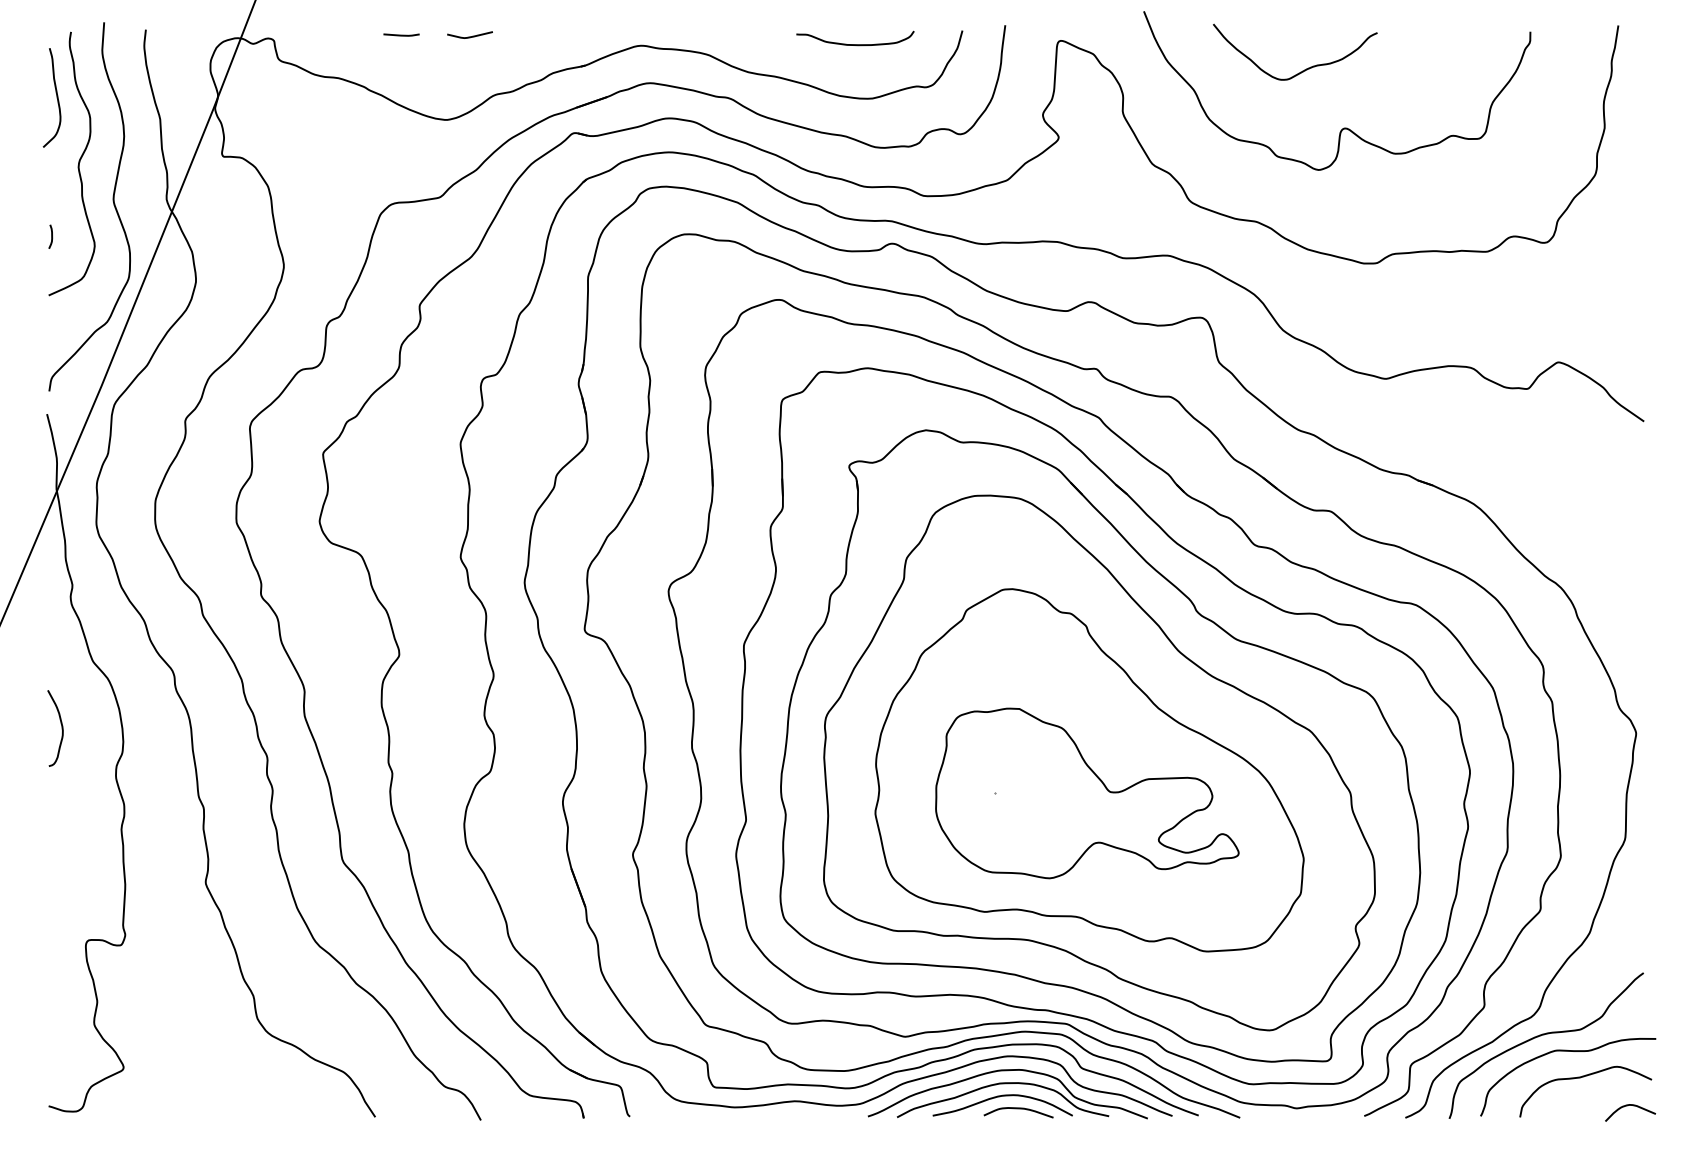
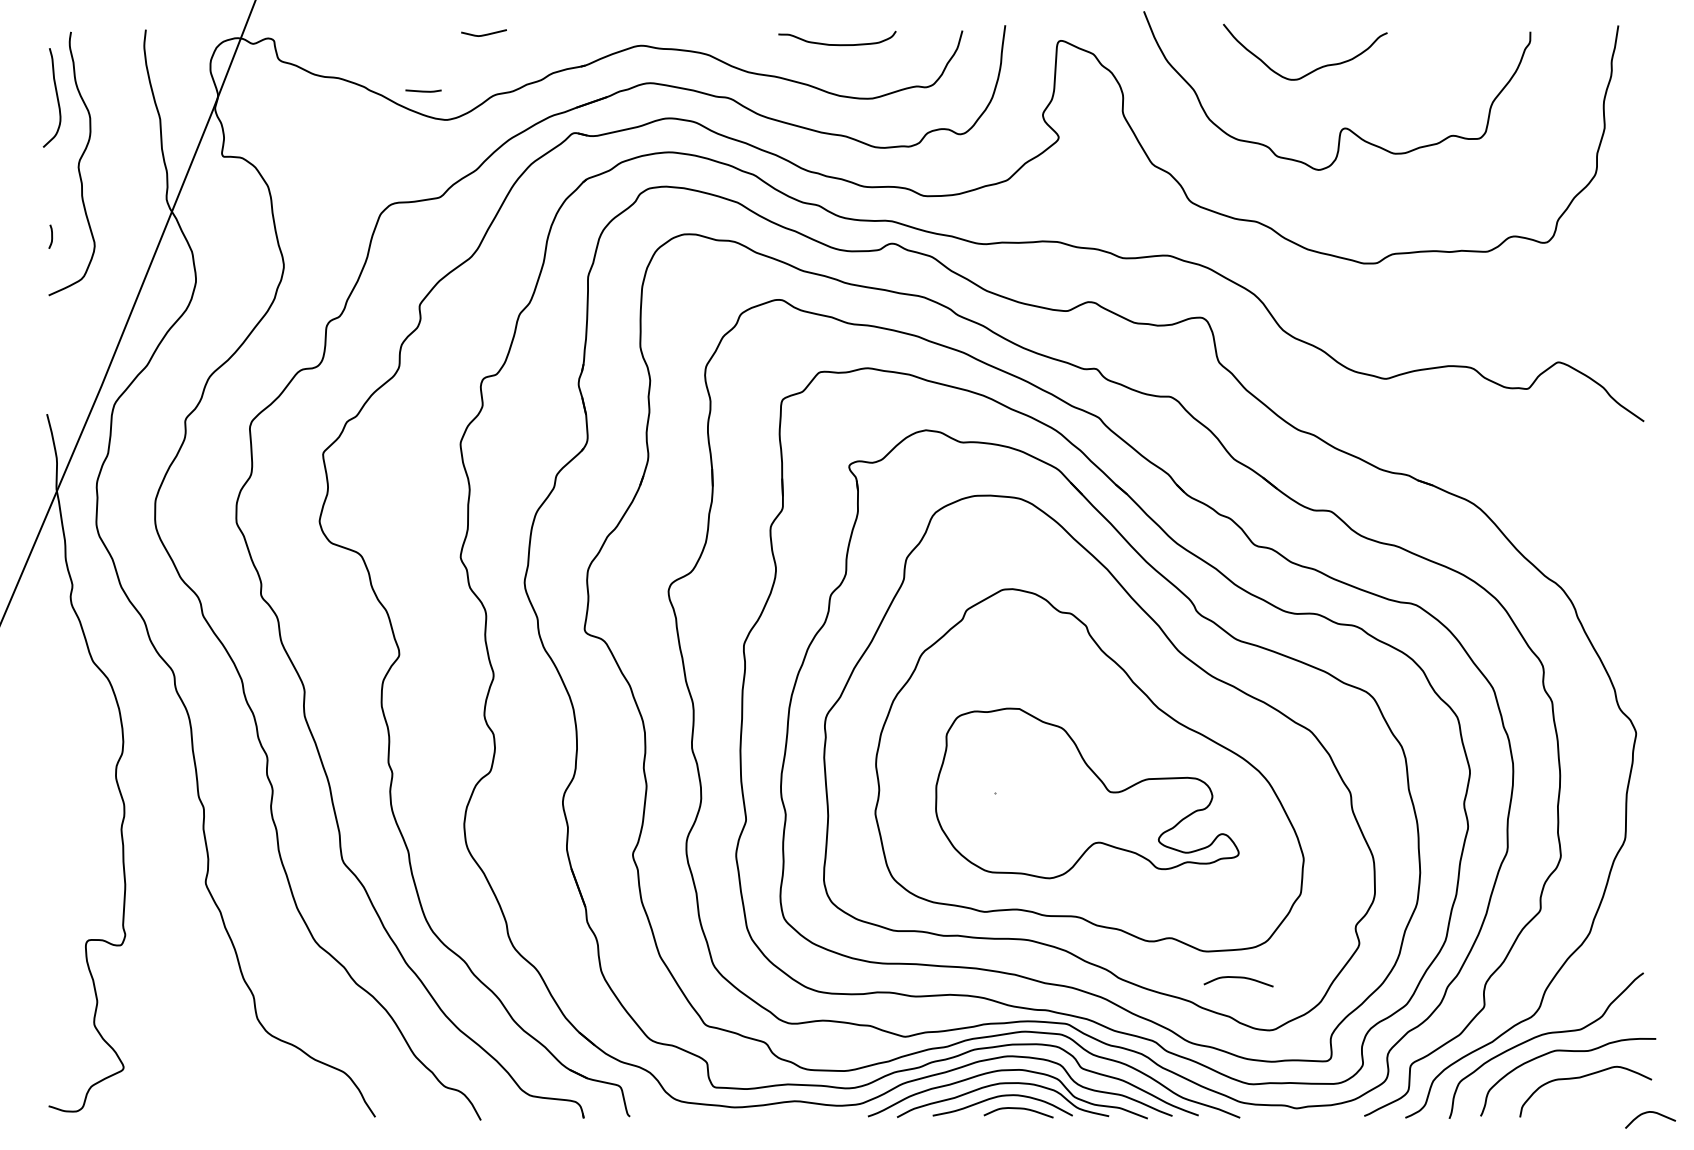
line position: (401, 34) -> (423, 90) (423, 90)
curve position: (469, 36) -> (483, 34) (483, 34)
curve position: (855, 44) -> (837, 44) (837, 44)
curve position: (1304, 69) -> (1314, 69) (1314, 69)
curve: present -> none (112, 201)
curve: present -> none (61, 728)
curve: none -> present (1238, 978)
curve position: (1627, 1106) -> (1647, 1113) (1647, 1113)
